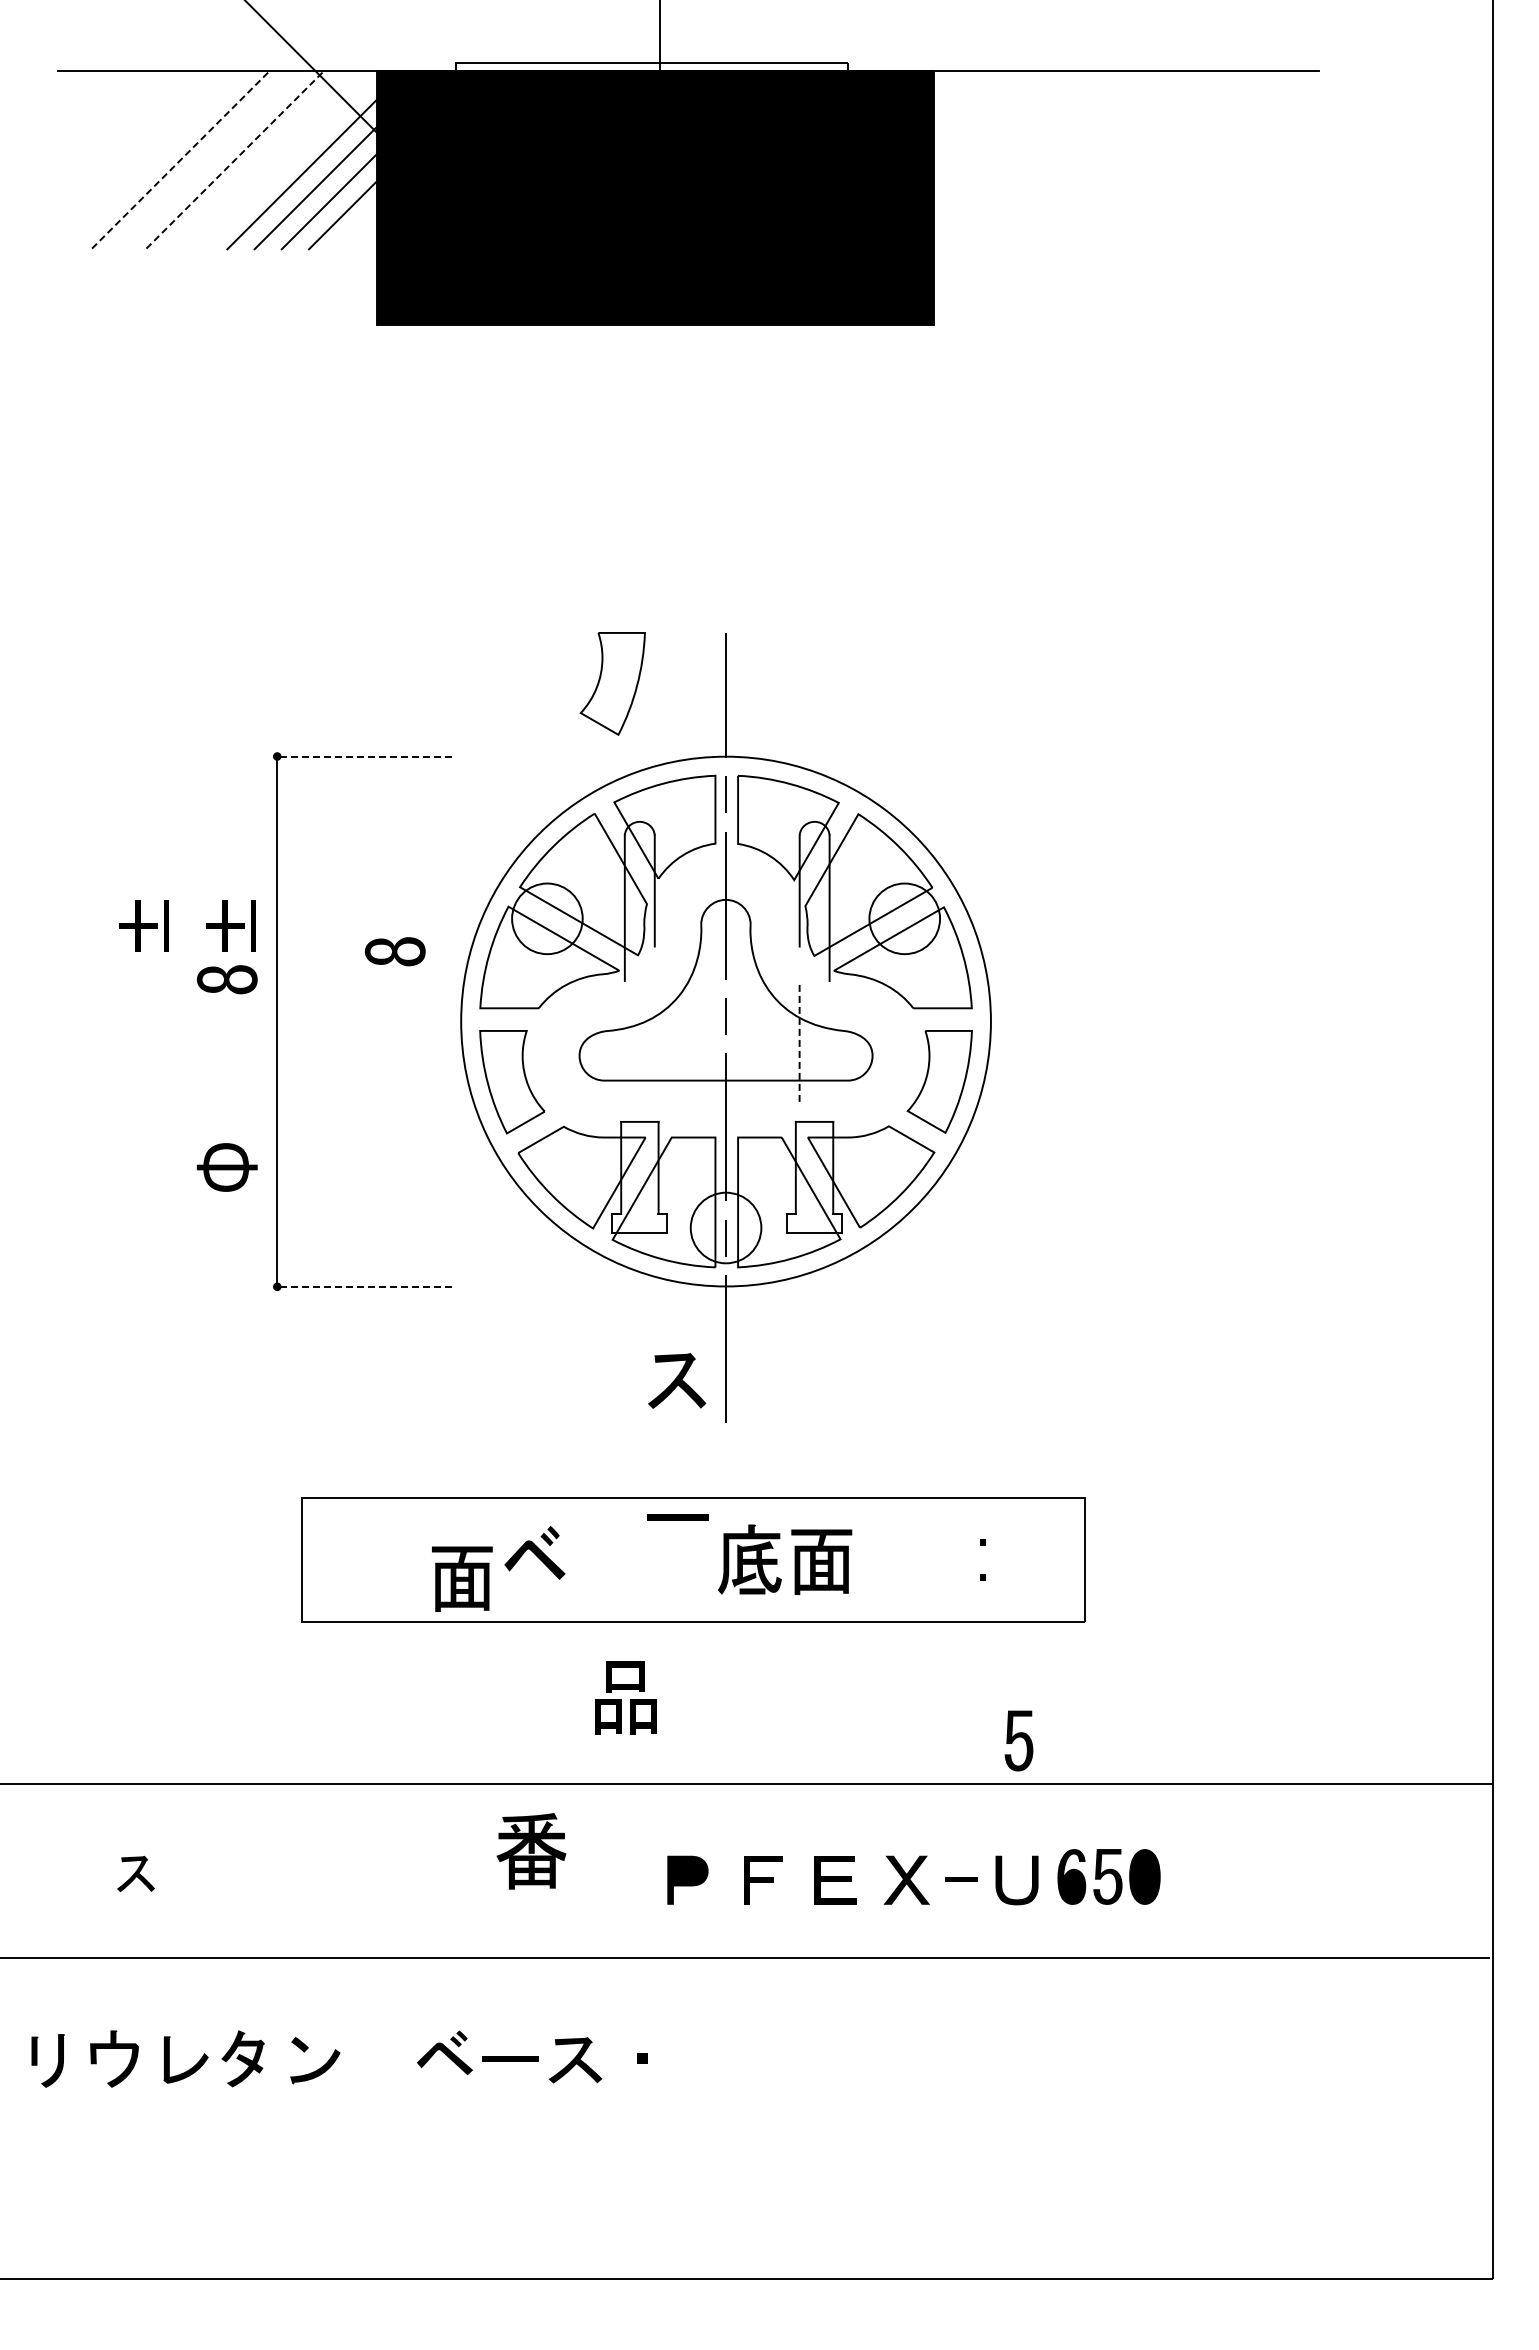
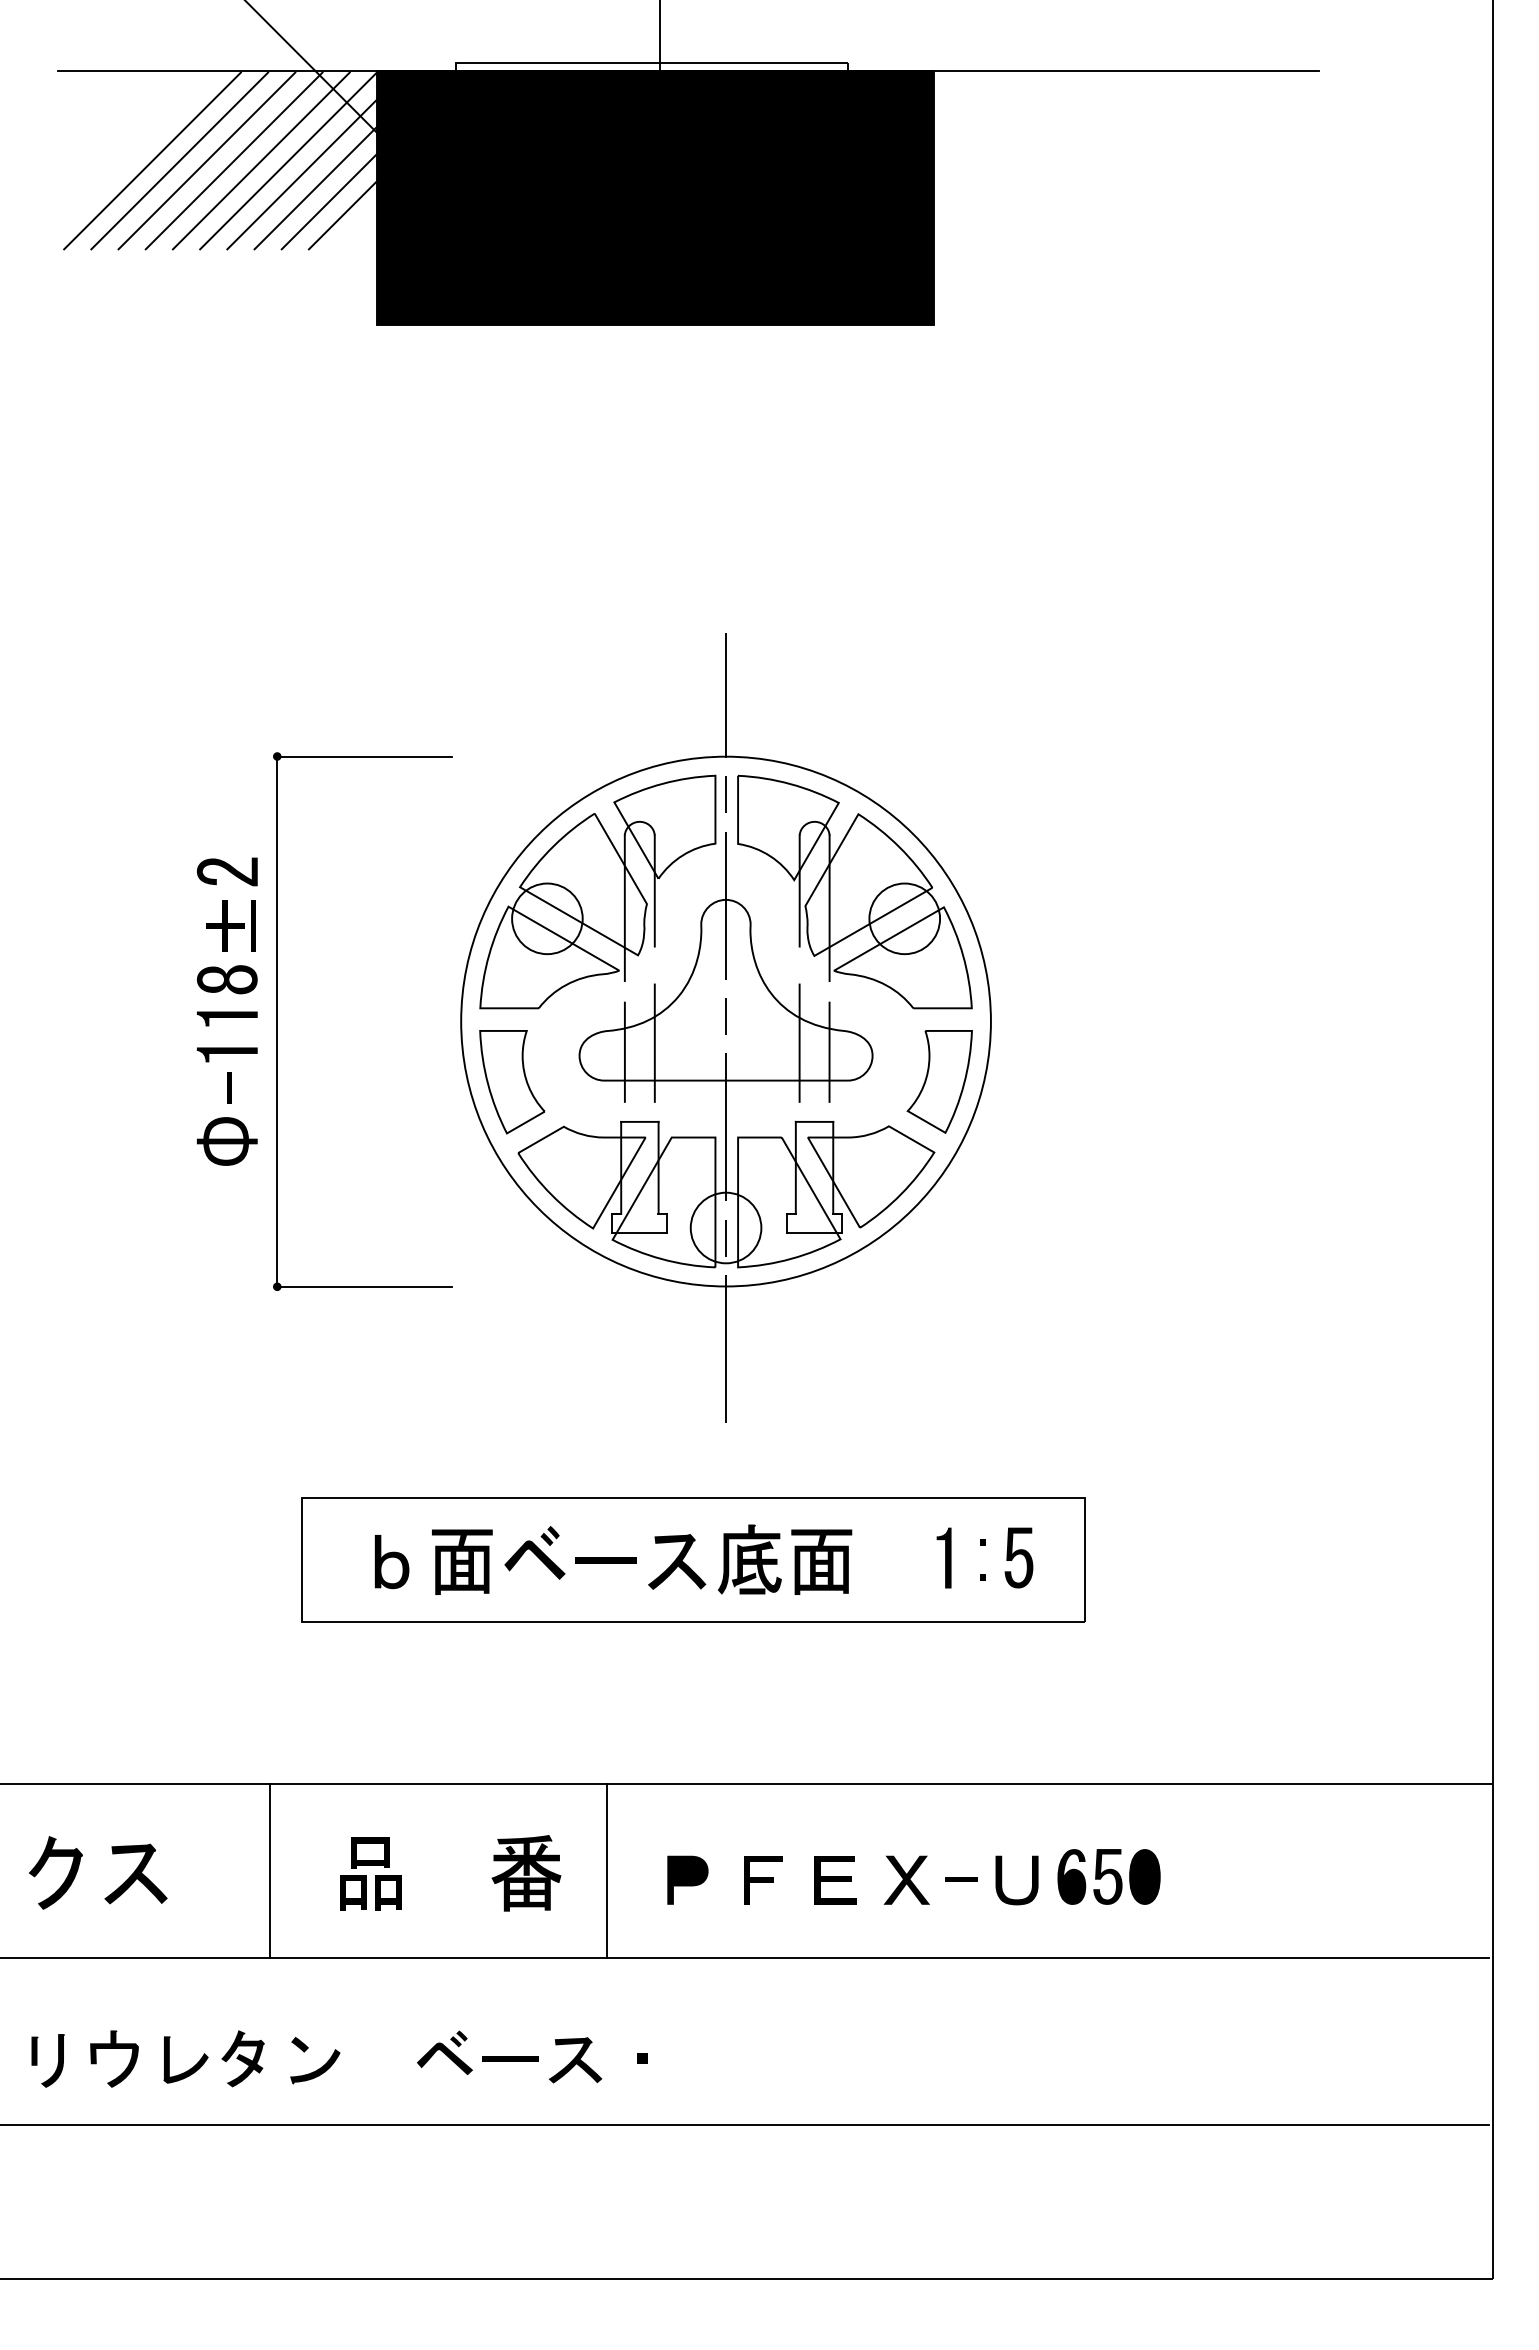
line: none -> present (152, 160)
line: dashed -> solid (179, 160)
line: none -> present (206, 160)
line: dashed -> solid (234, 160)
line: none -> present (260, 160)
line: none -> present (288, 160)
part: present -> none (612, 683)
line: dashed -> solid (364, 756)
fill: none -> present (226, 871)
part: present -> none (143, 925)
part: present -> none (395, 951)
fill: none -> present (226, 1018)
line: none -> present (654, 1042)
line: dashed -> solid (799, 1043)
line: none -> present (624, 1051)
line: none -> present (829, 1051)
fill: none -> present (226, 1054)
fill: none -> present (229, 1087)
part position: (227, 1167) -> (227, 1141) (227, 1141)
line: dashed -> solid (364, 1286)
part position: (677, 1380) -> (677, 1561) (677, 1561)
part position: (677, 1517) -> (605, 1560) (605, 1560)
fill: none -> present (943, 1557)
part: none -> present (391, 1562)
part position: (462, 1578) -> (462, 1561) (462, 1561)
part position: (625, 1697) -> (370, 1873) (370, 1873)
part position: (1018, 1740) -> (1018, 1557) (1018, 1557)
part position: (531, 1851) -> (526, 1873) (526, 1873)
line: none -> present (269, 1870)
line: none -> present (606, 1870)
fill: none -> present (55, 1872)
part size: 38x36 px -> 64x62 px (135, 1873)
line: none -> present (745, 2125)
